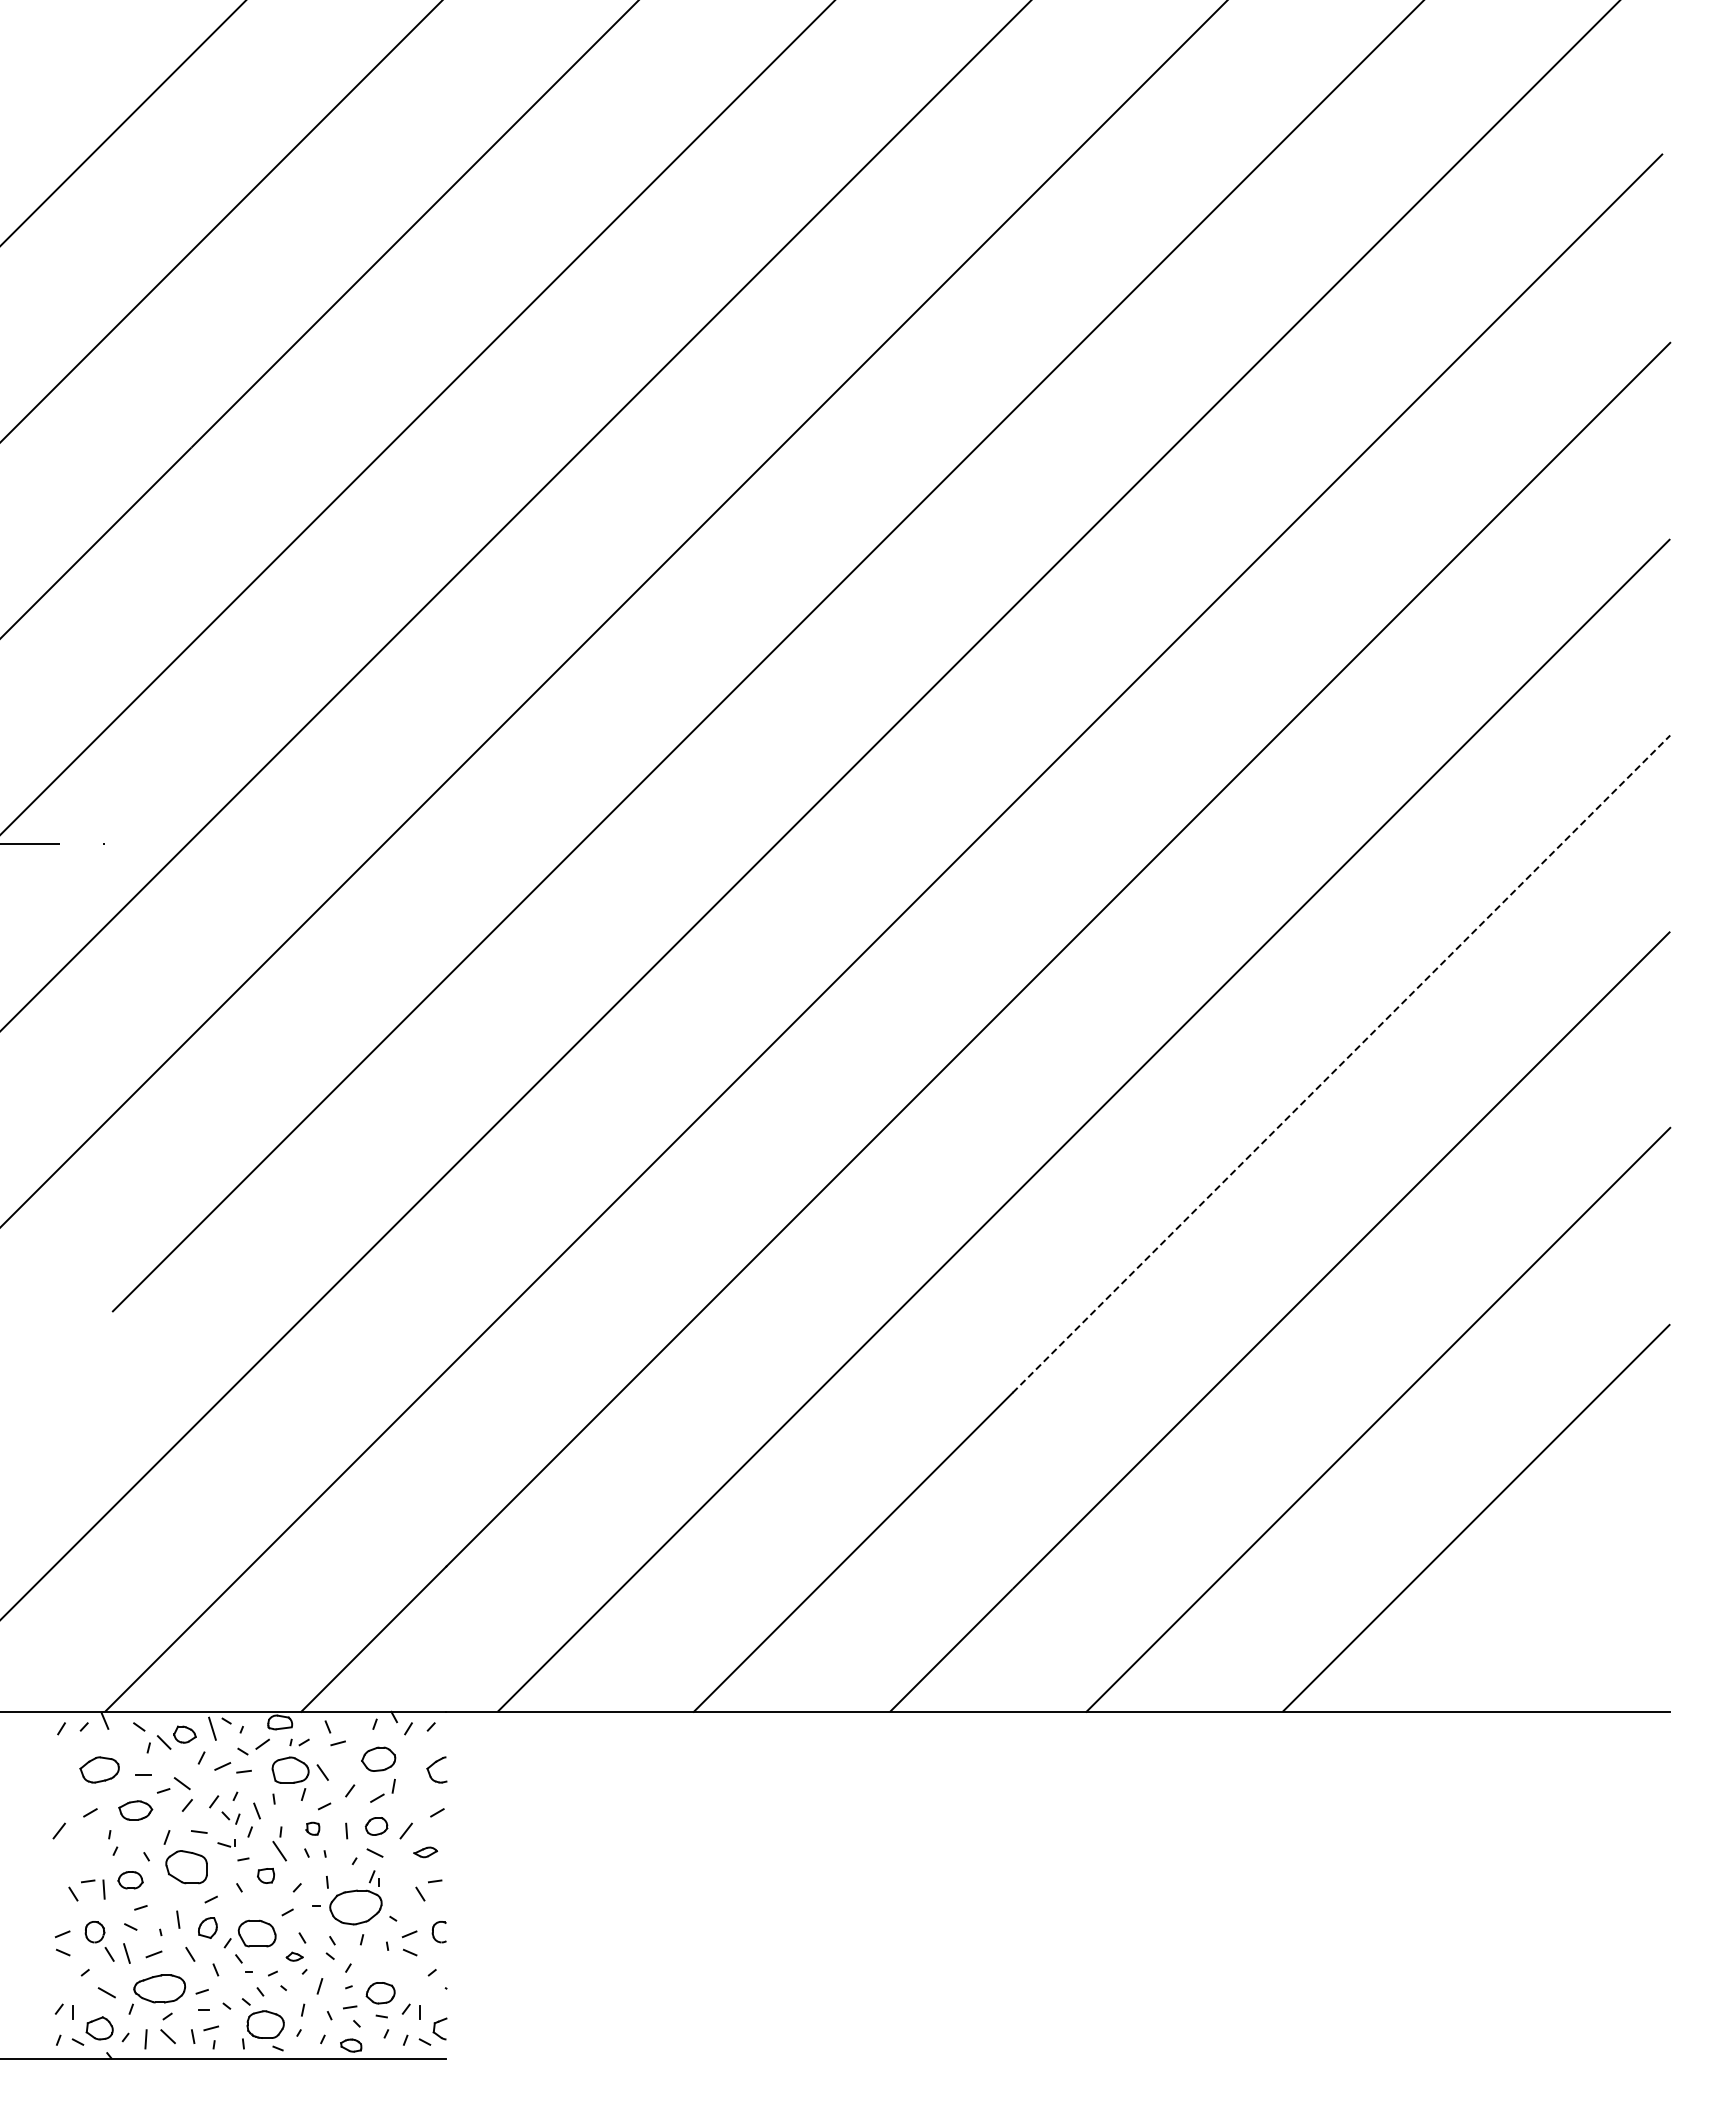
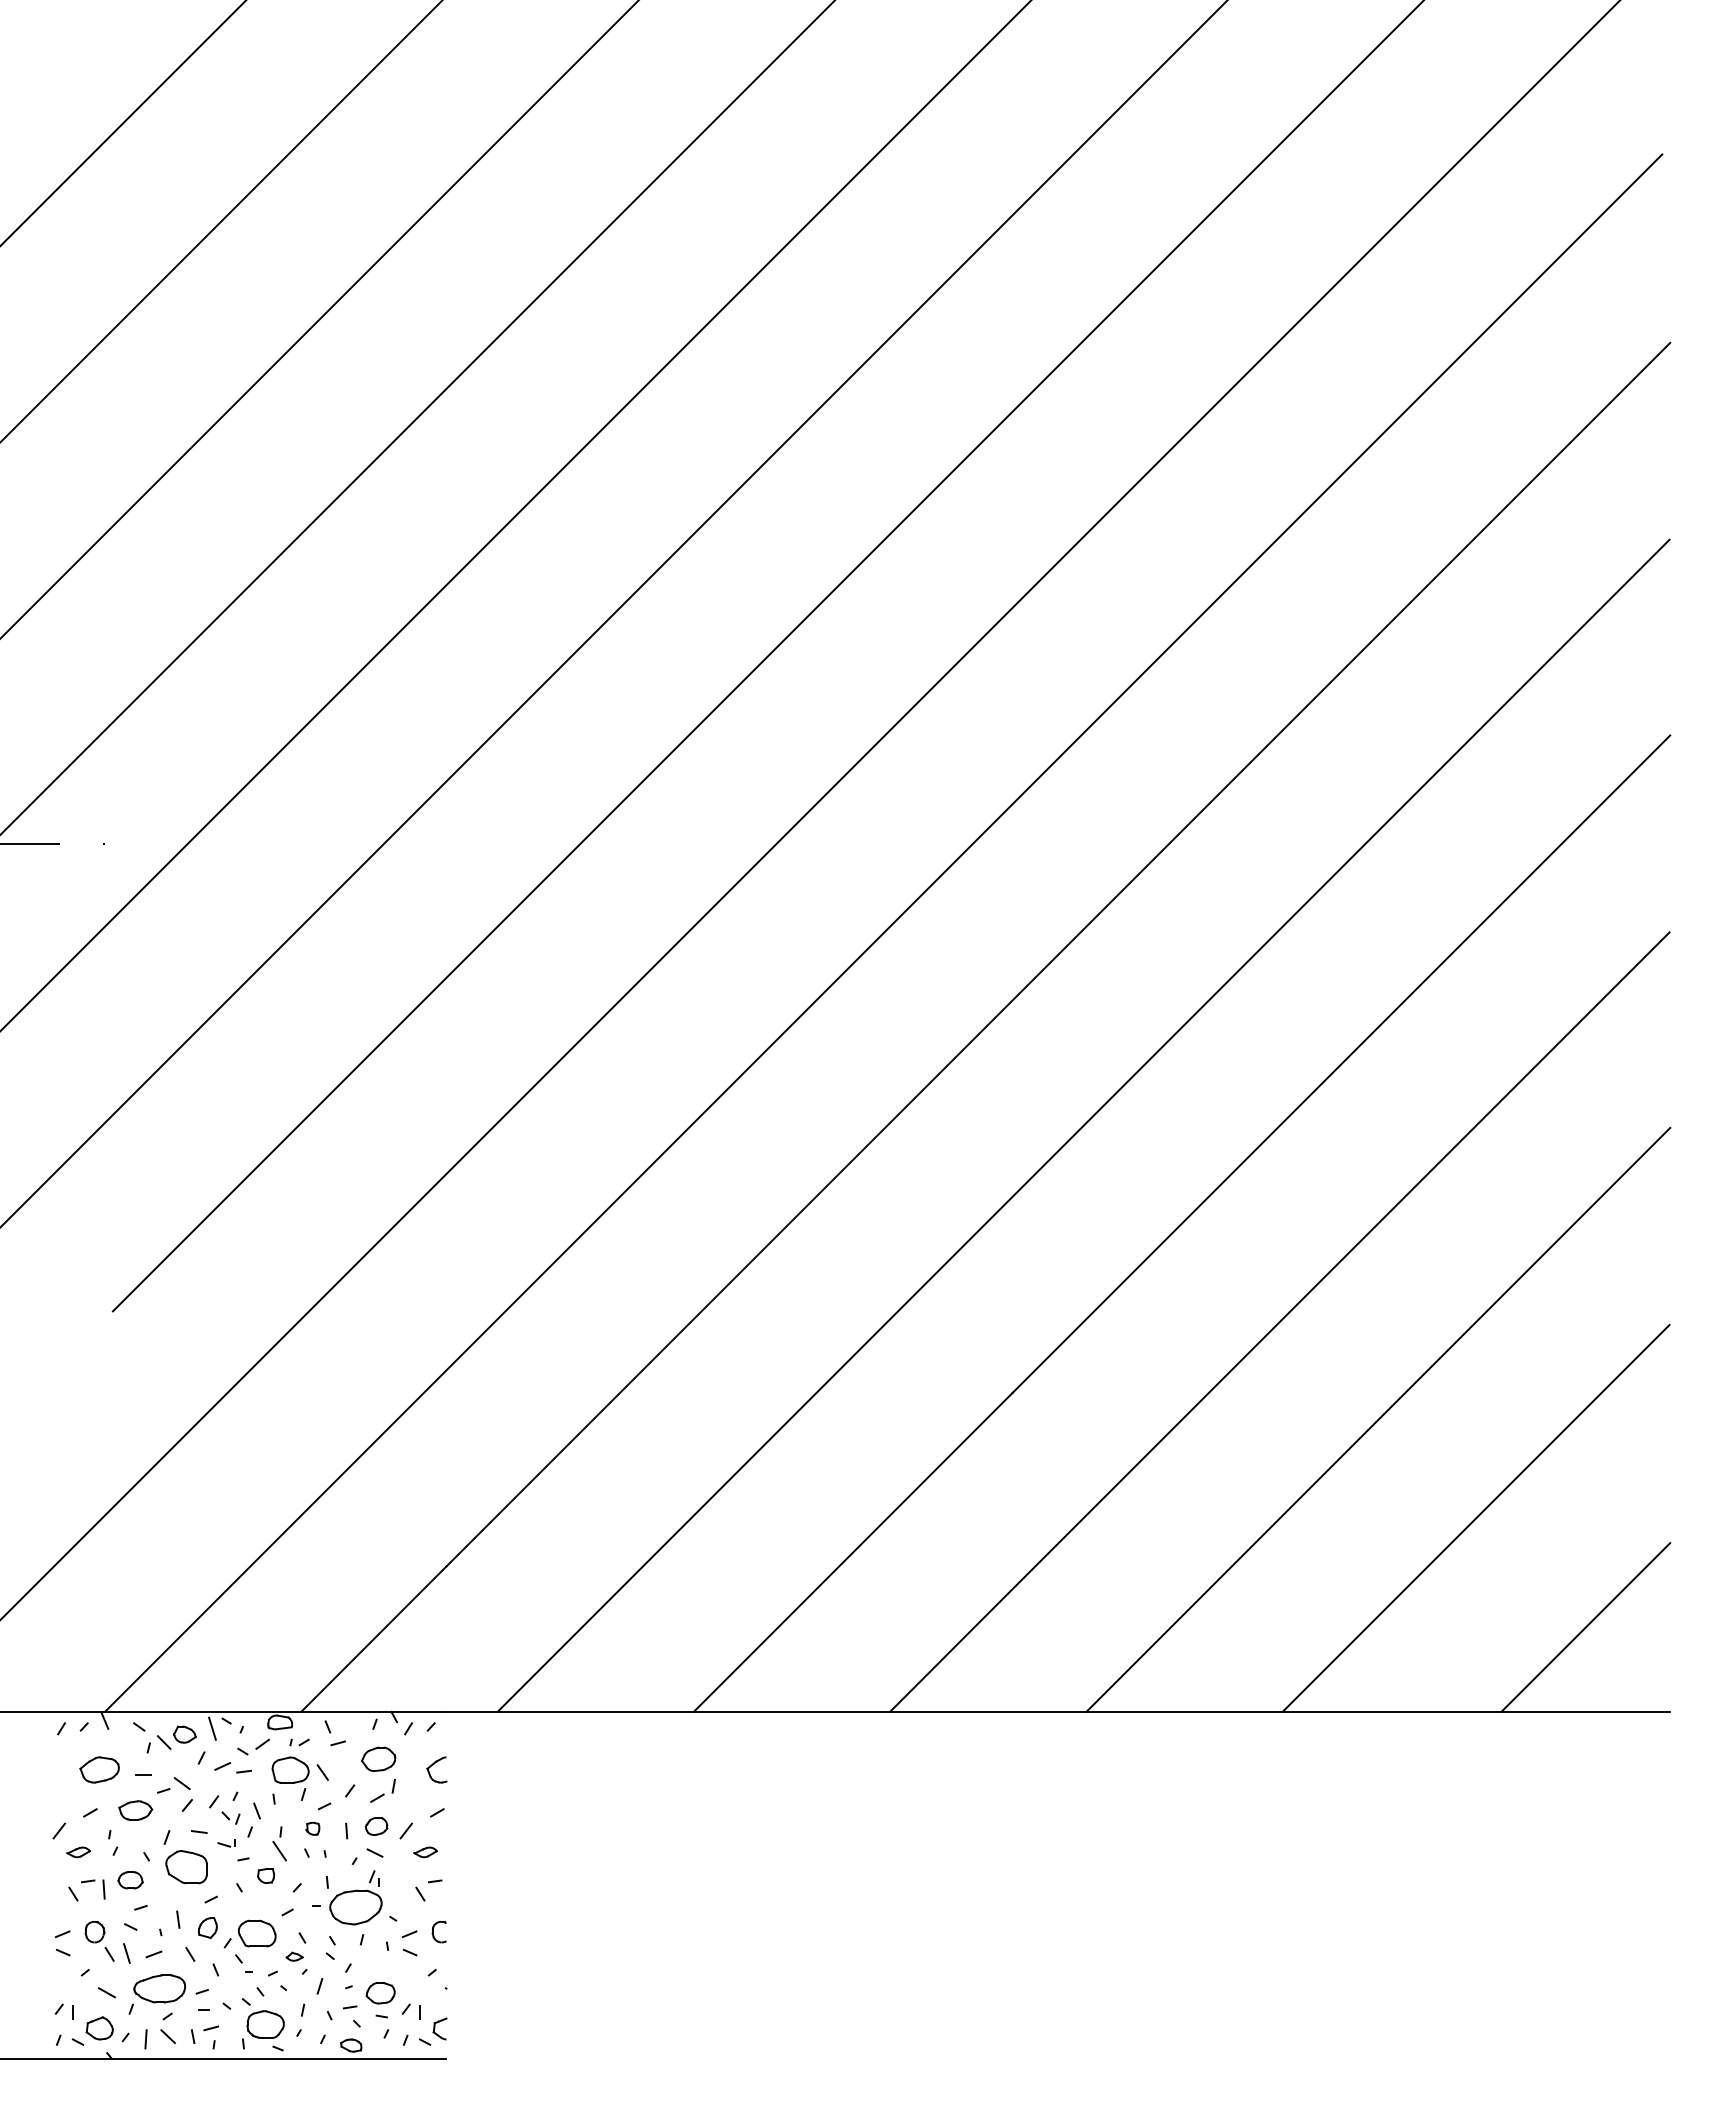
line: dashed -> solid (1341, 1064)
line: none -> present (1585, 1627)
part: none -> present (78, 1852)
